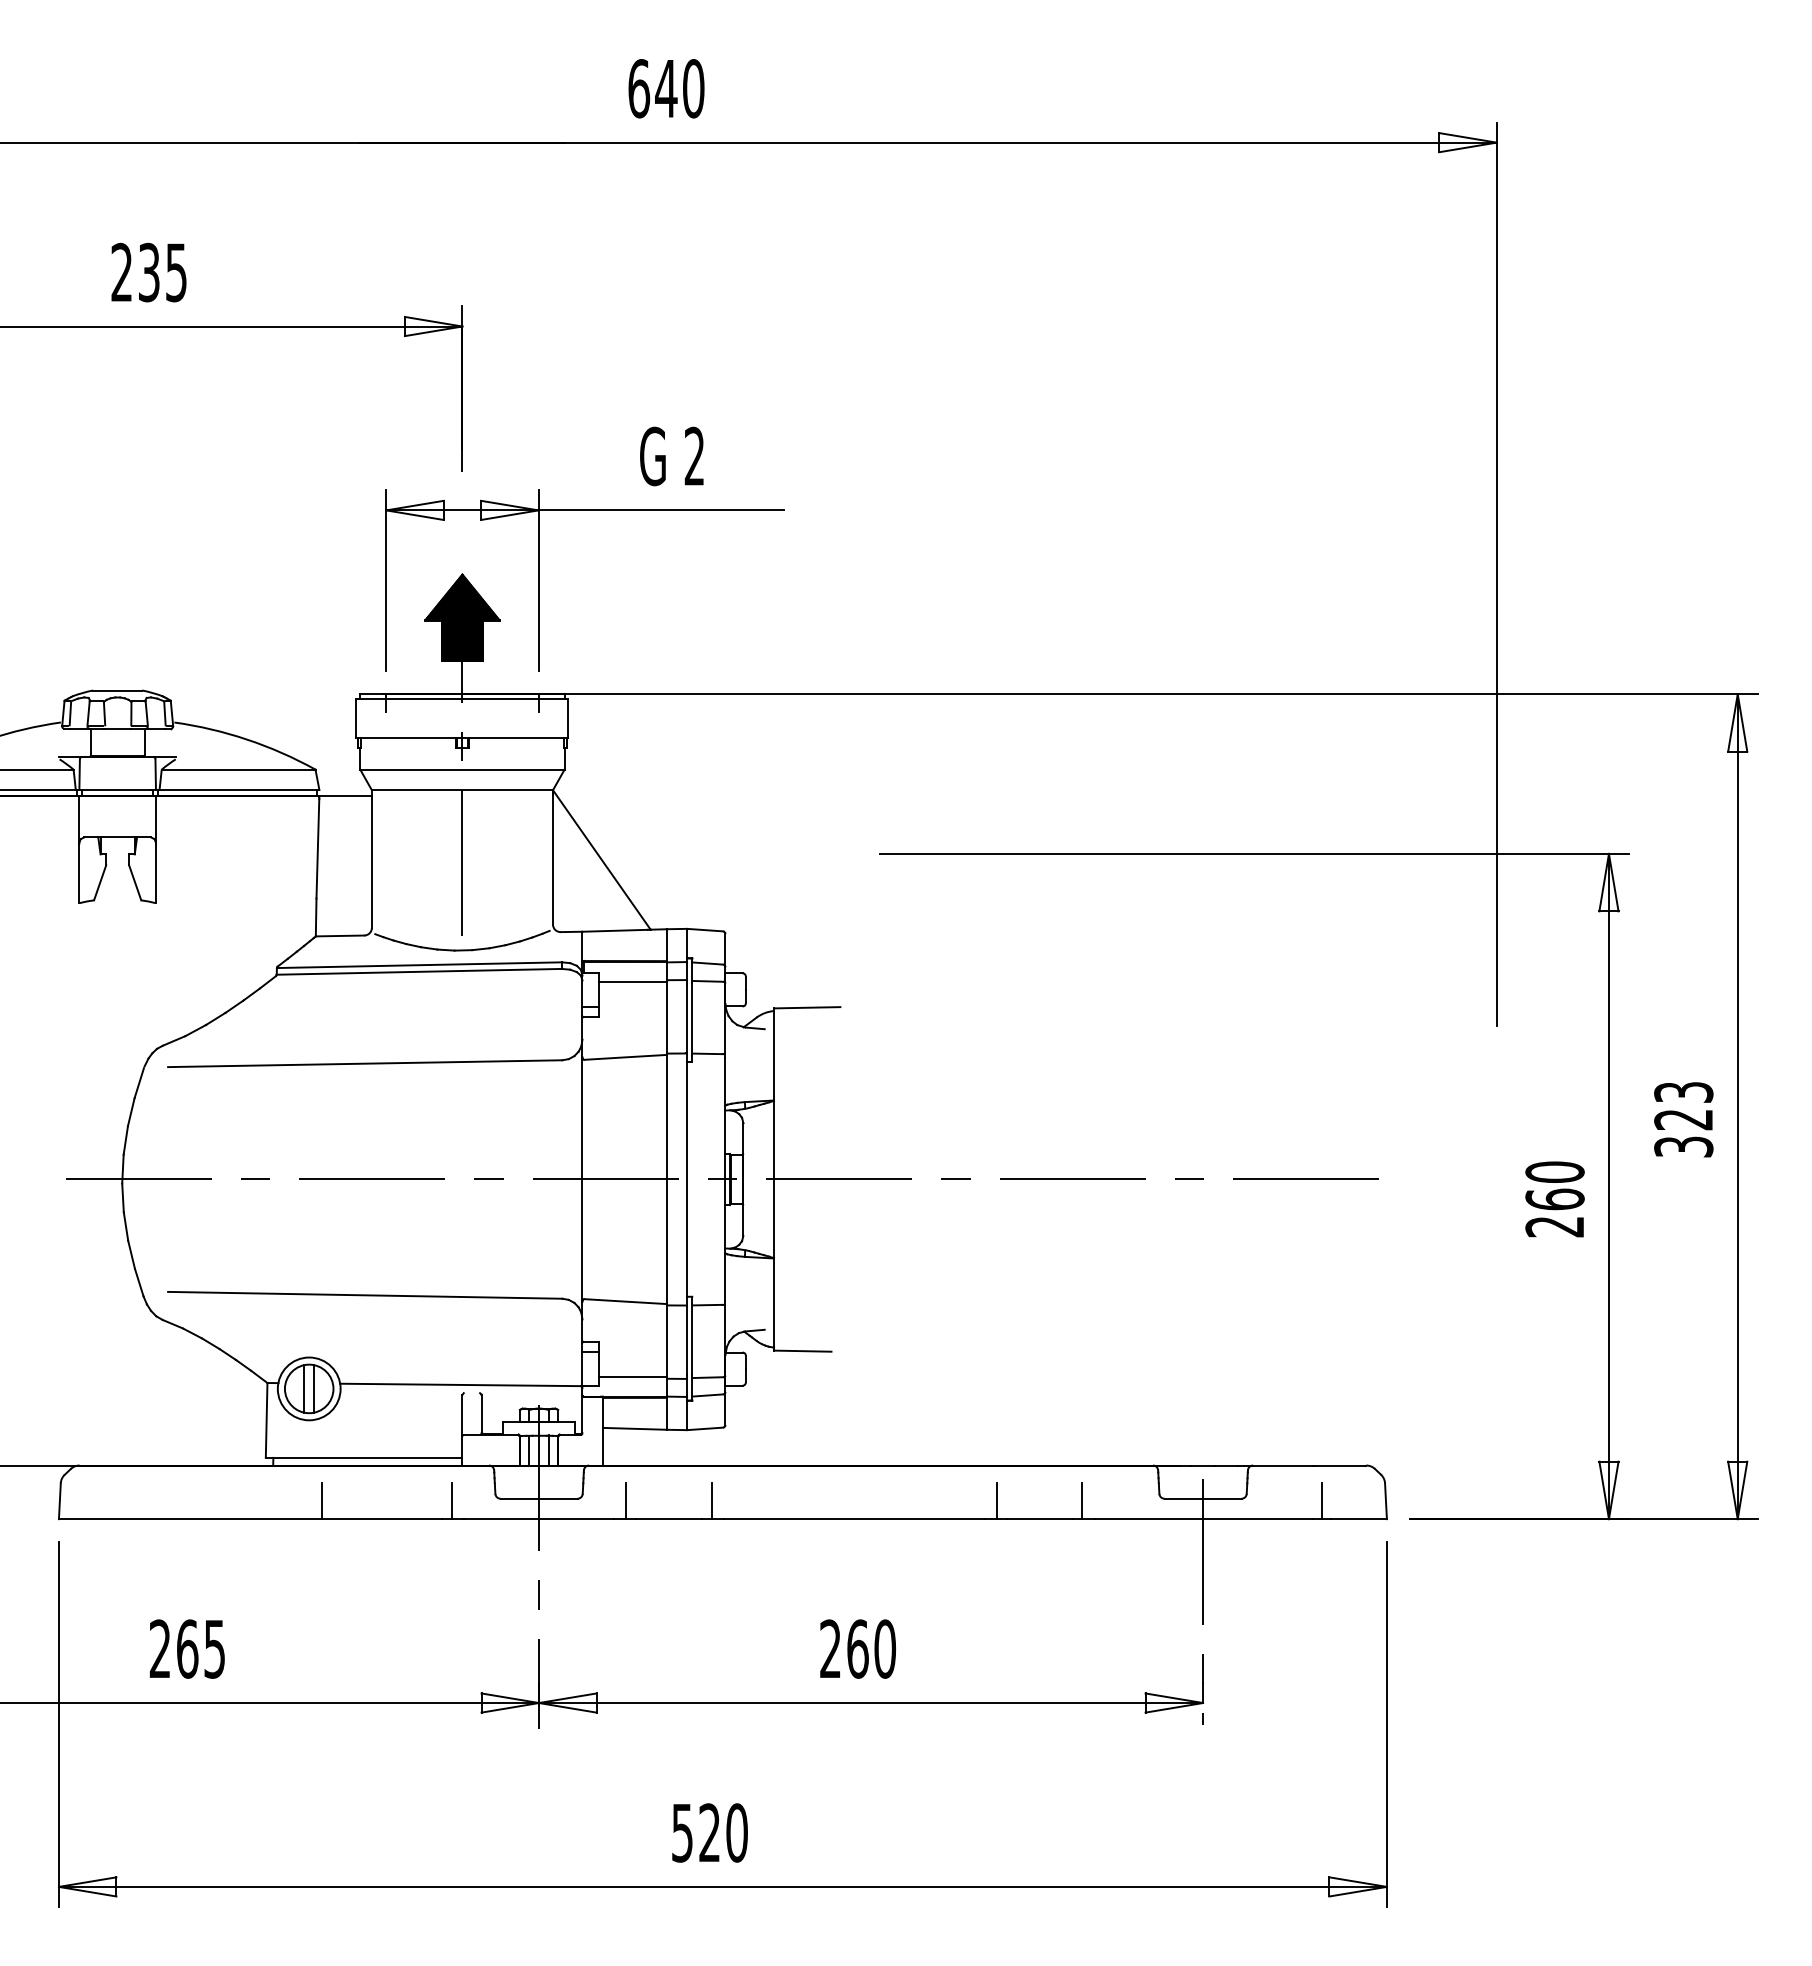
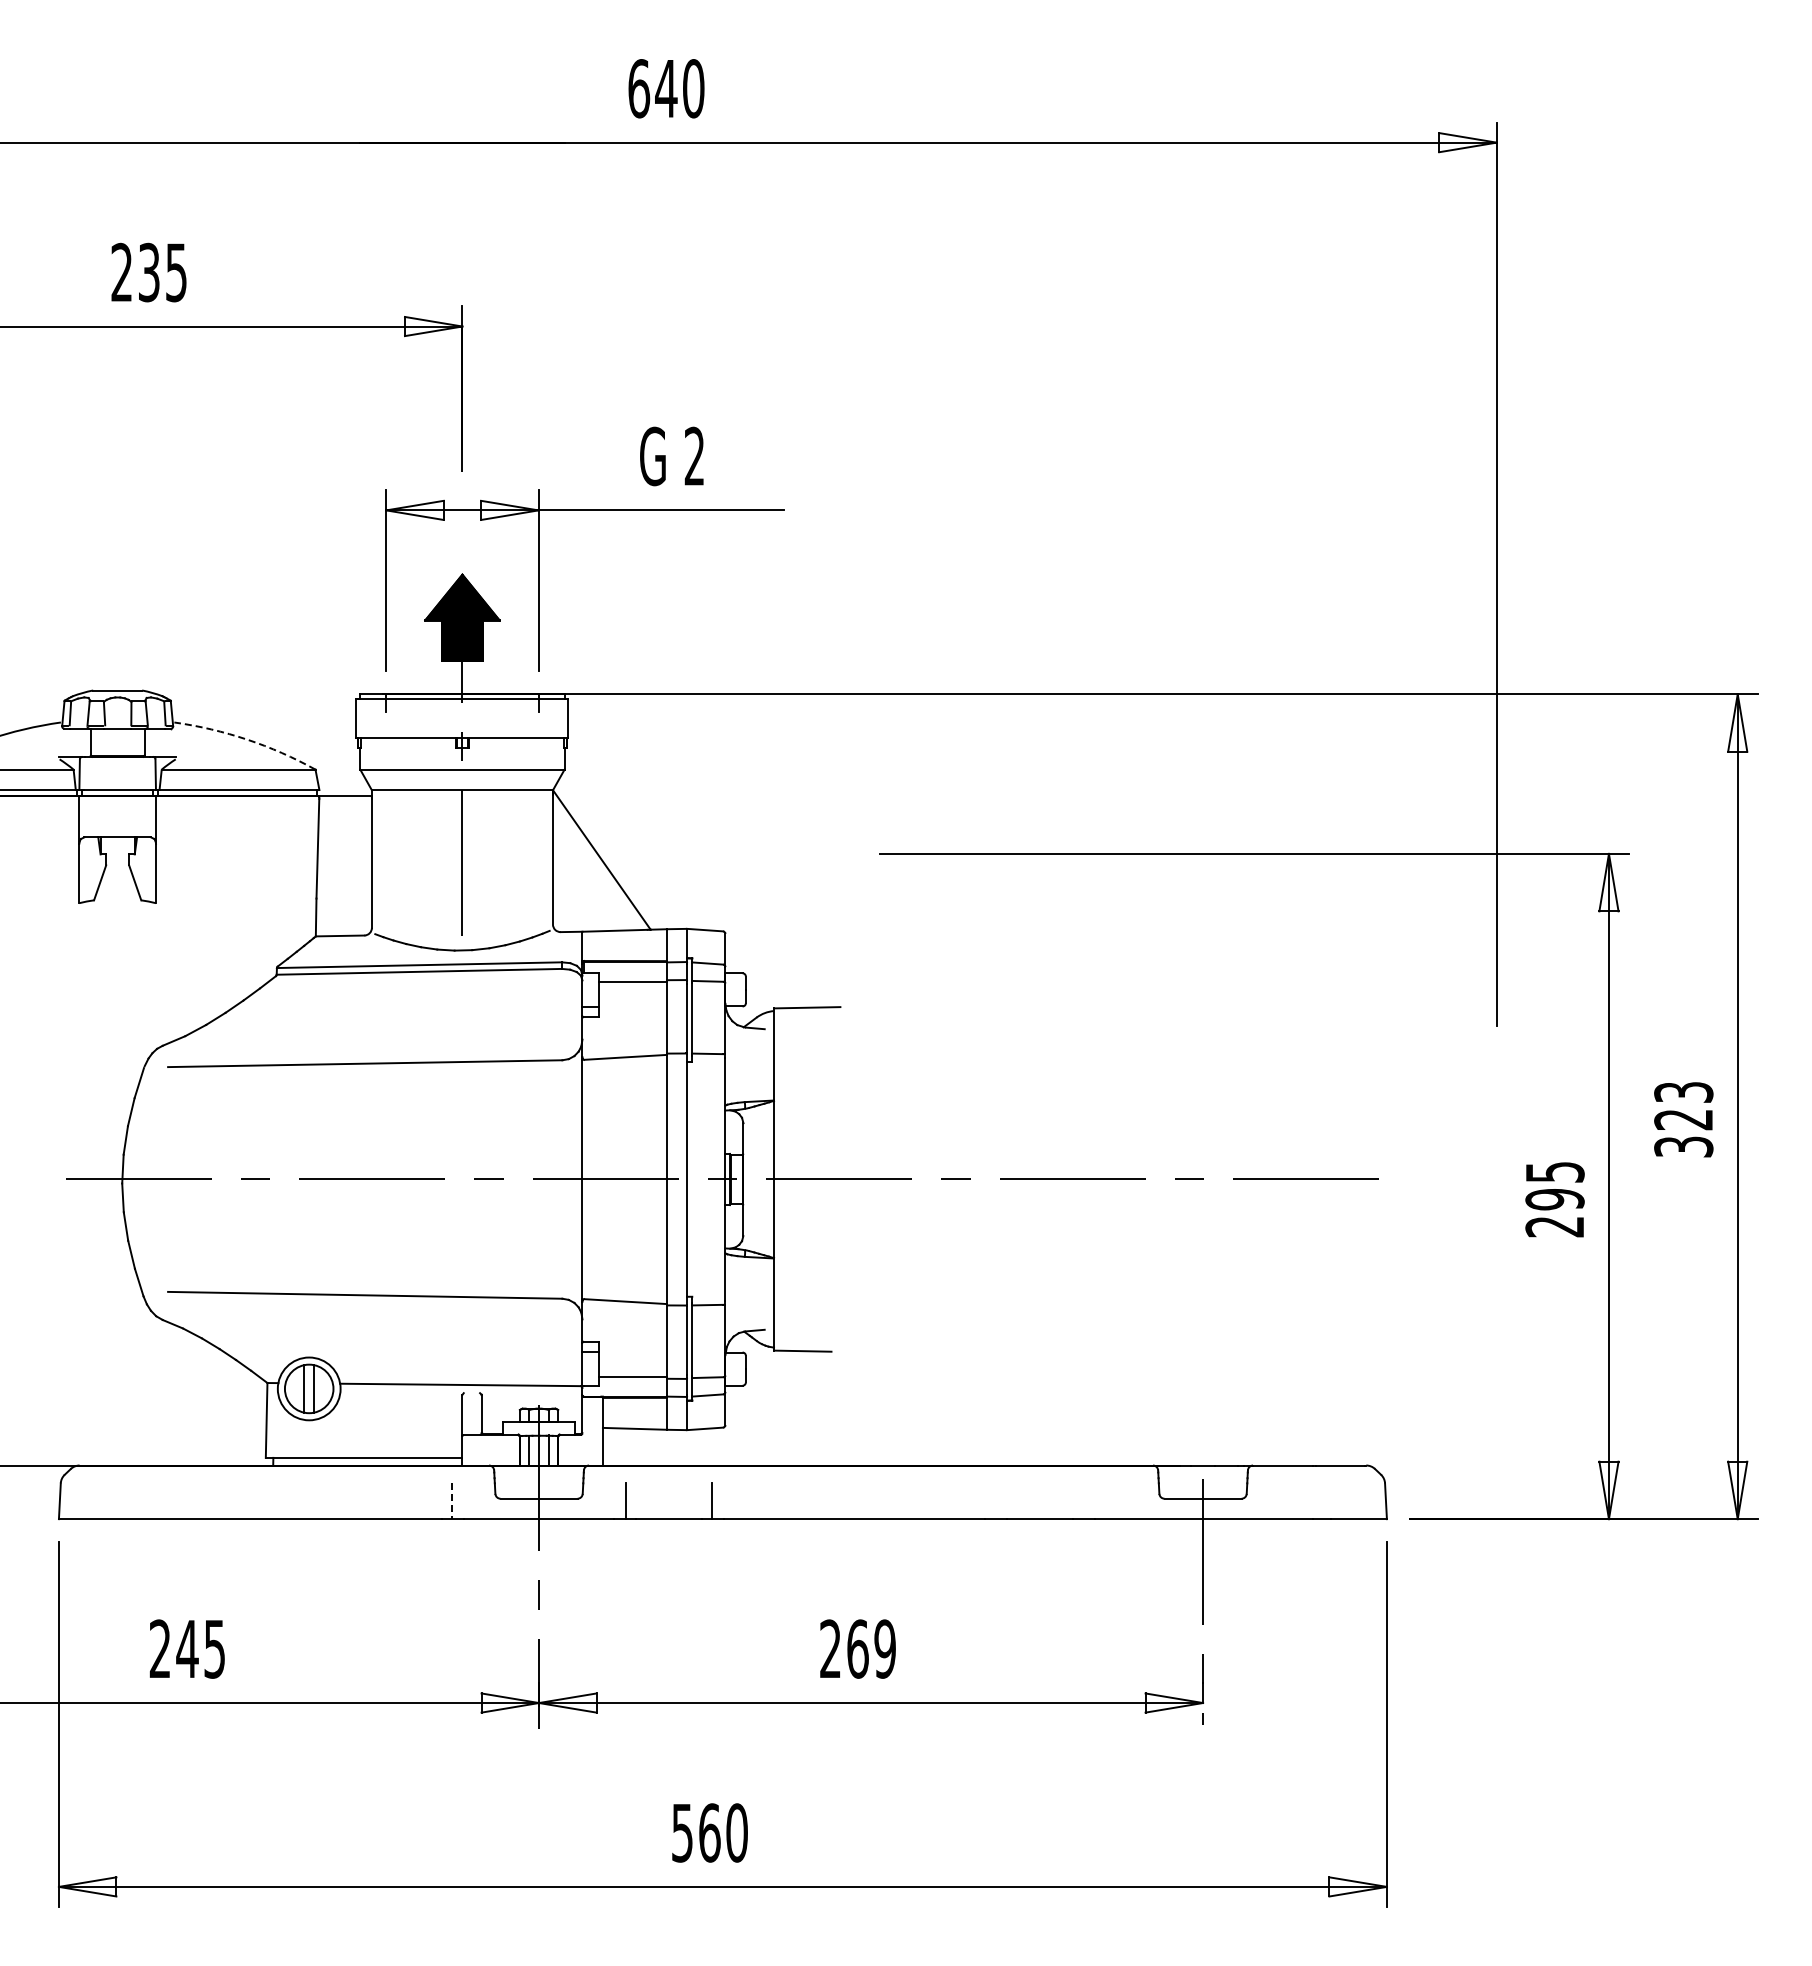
arc: solid -> dashed (247, 739)
text: 260 -> 295 (1554, 1185)
line: present -> none (322, 1501)
line: solid -> dashed (451, 1501)
line: present -> none (997, 1501)
line: present -> none (1082, 1501)
line: present -> none (1322, 1501)
text: 265 -> 245 (187, 1648)
text: 260 -> 269 (885, 1648)
text: 520 -> 560 (709, 1832)
